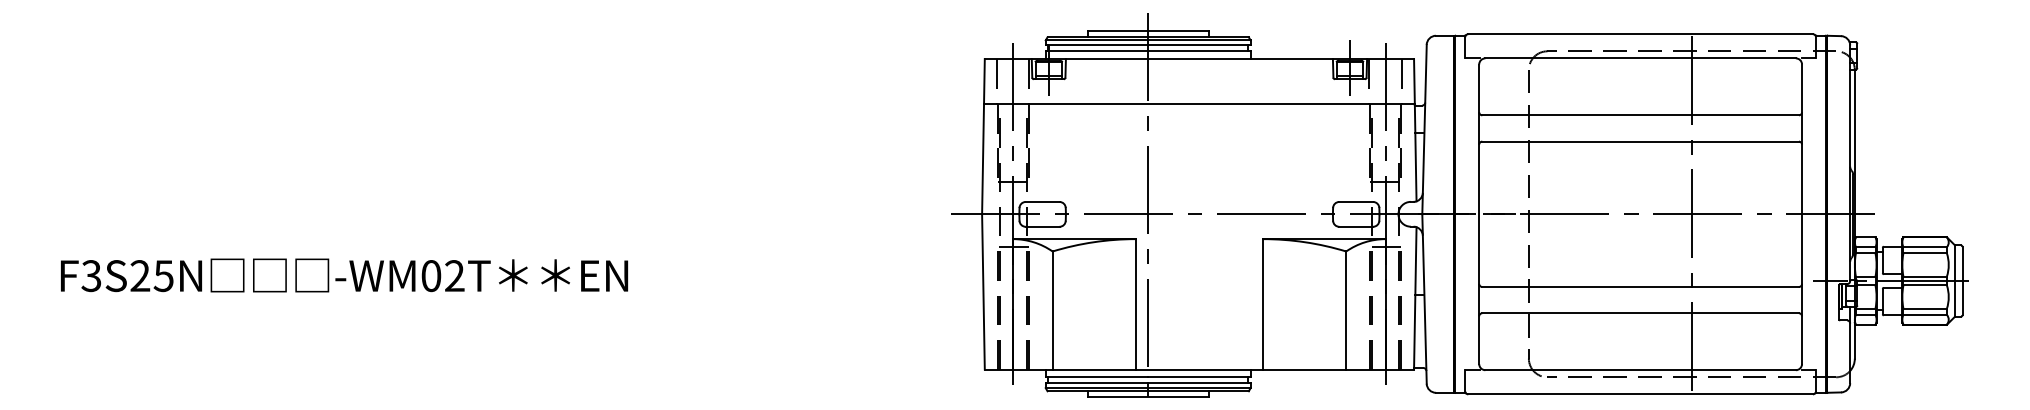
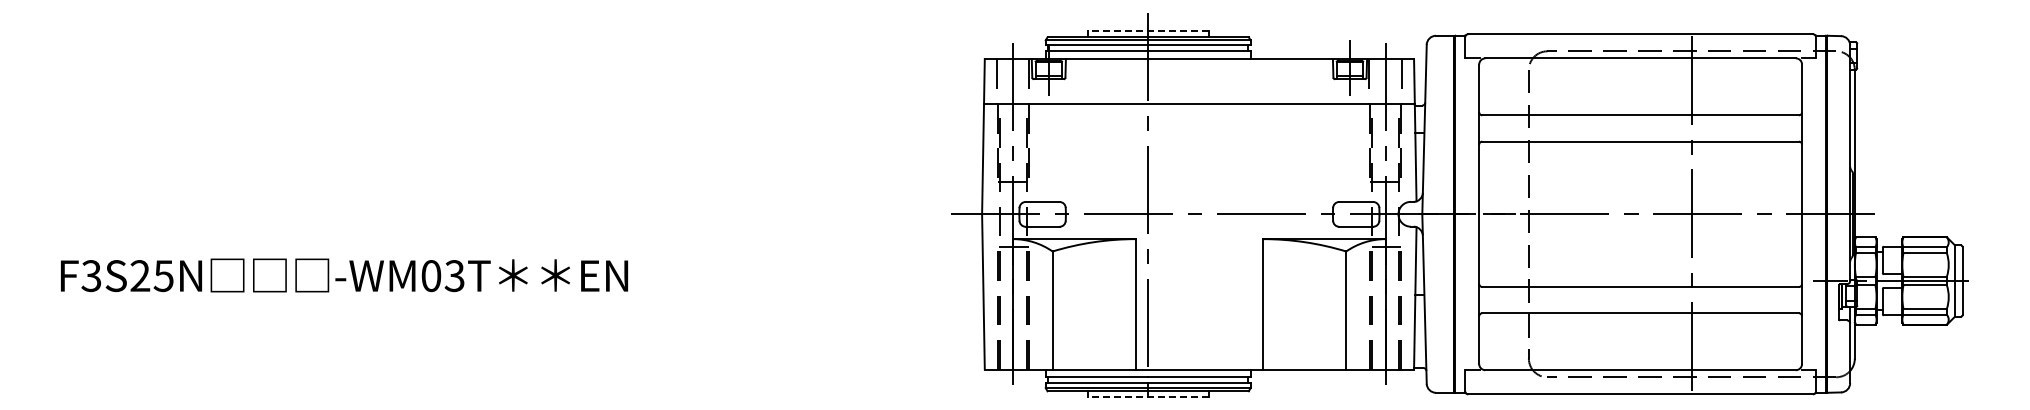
line: solid -> dashed (1148, 31)
text: -WM02T -> -WM03T (454, 276)
line: solid -> dashed (1148, 397)
